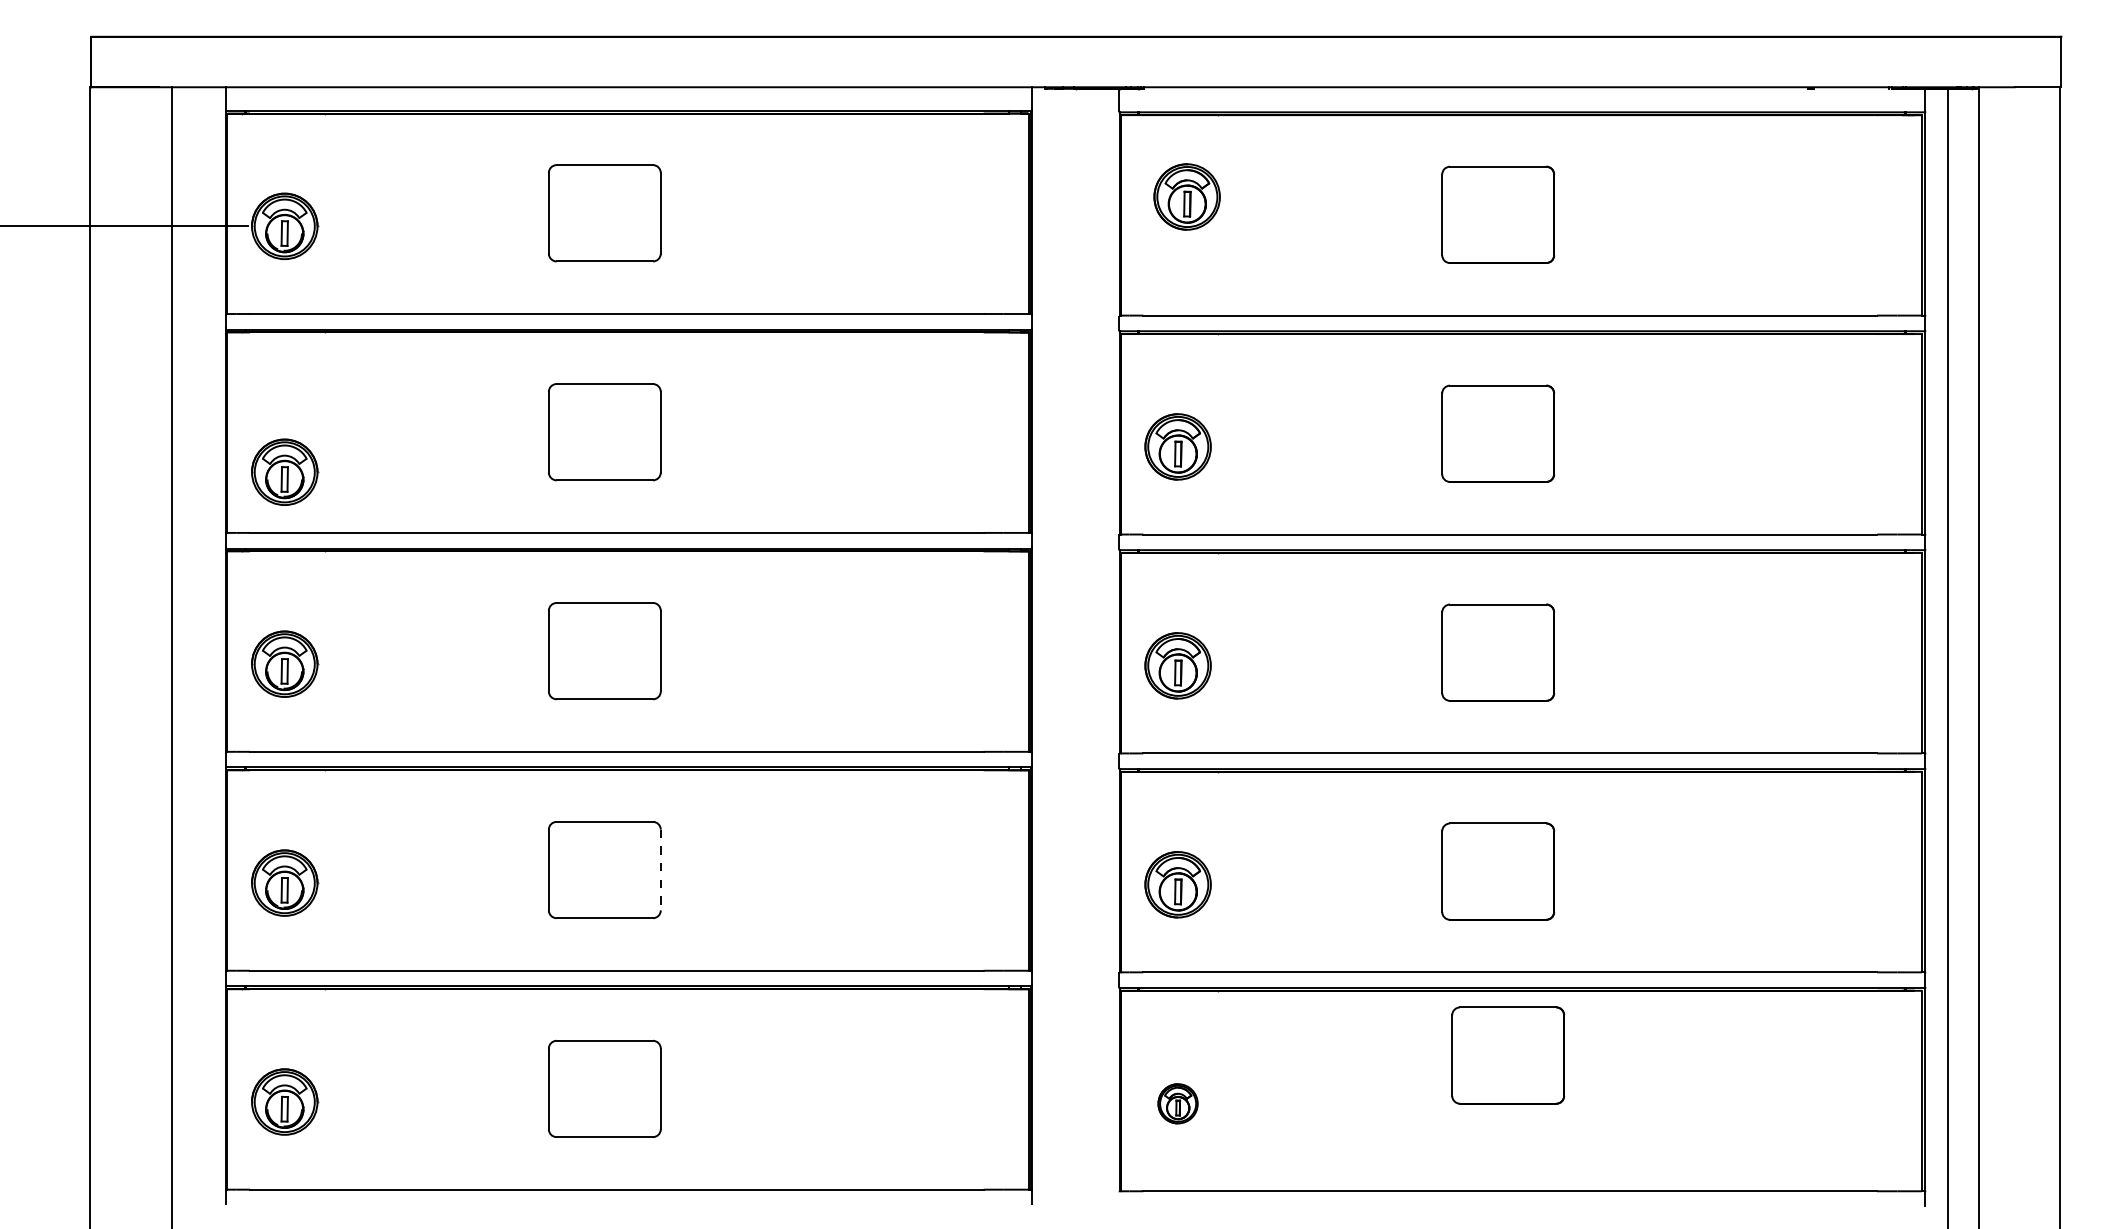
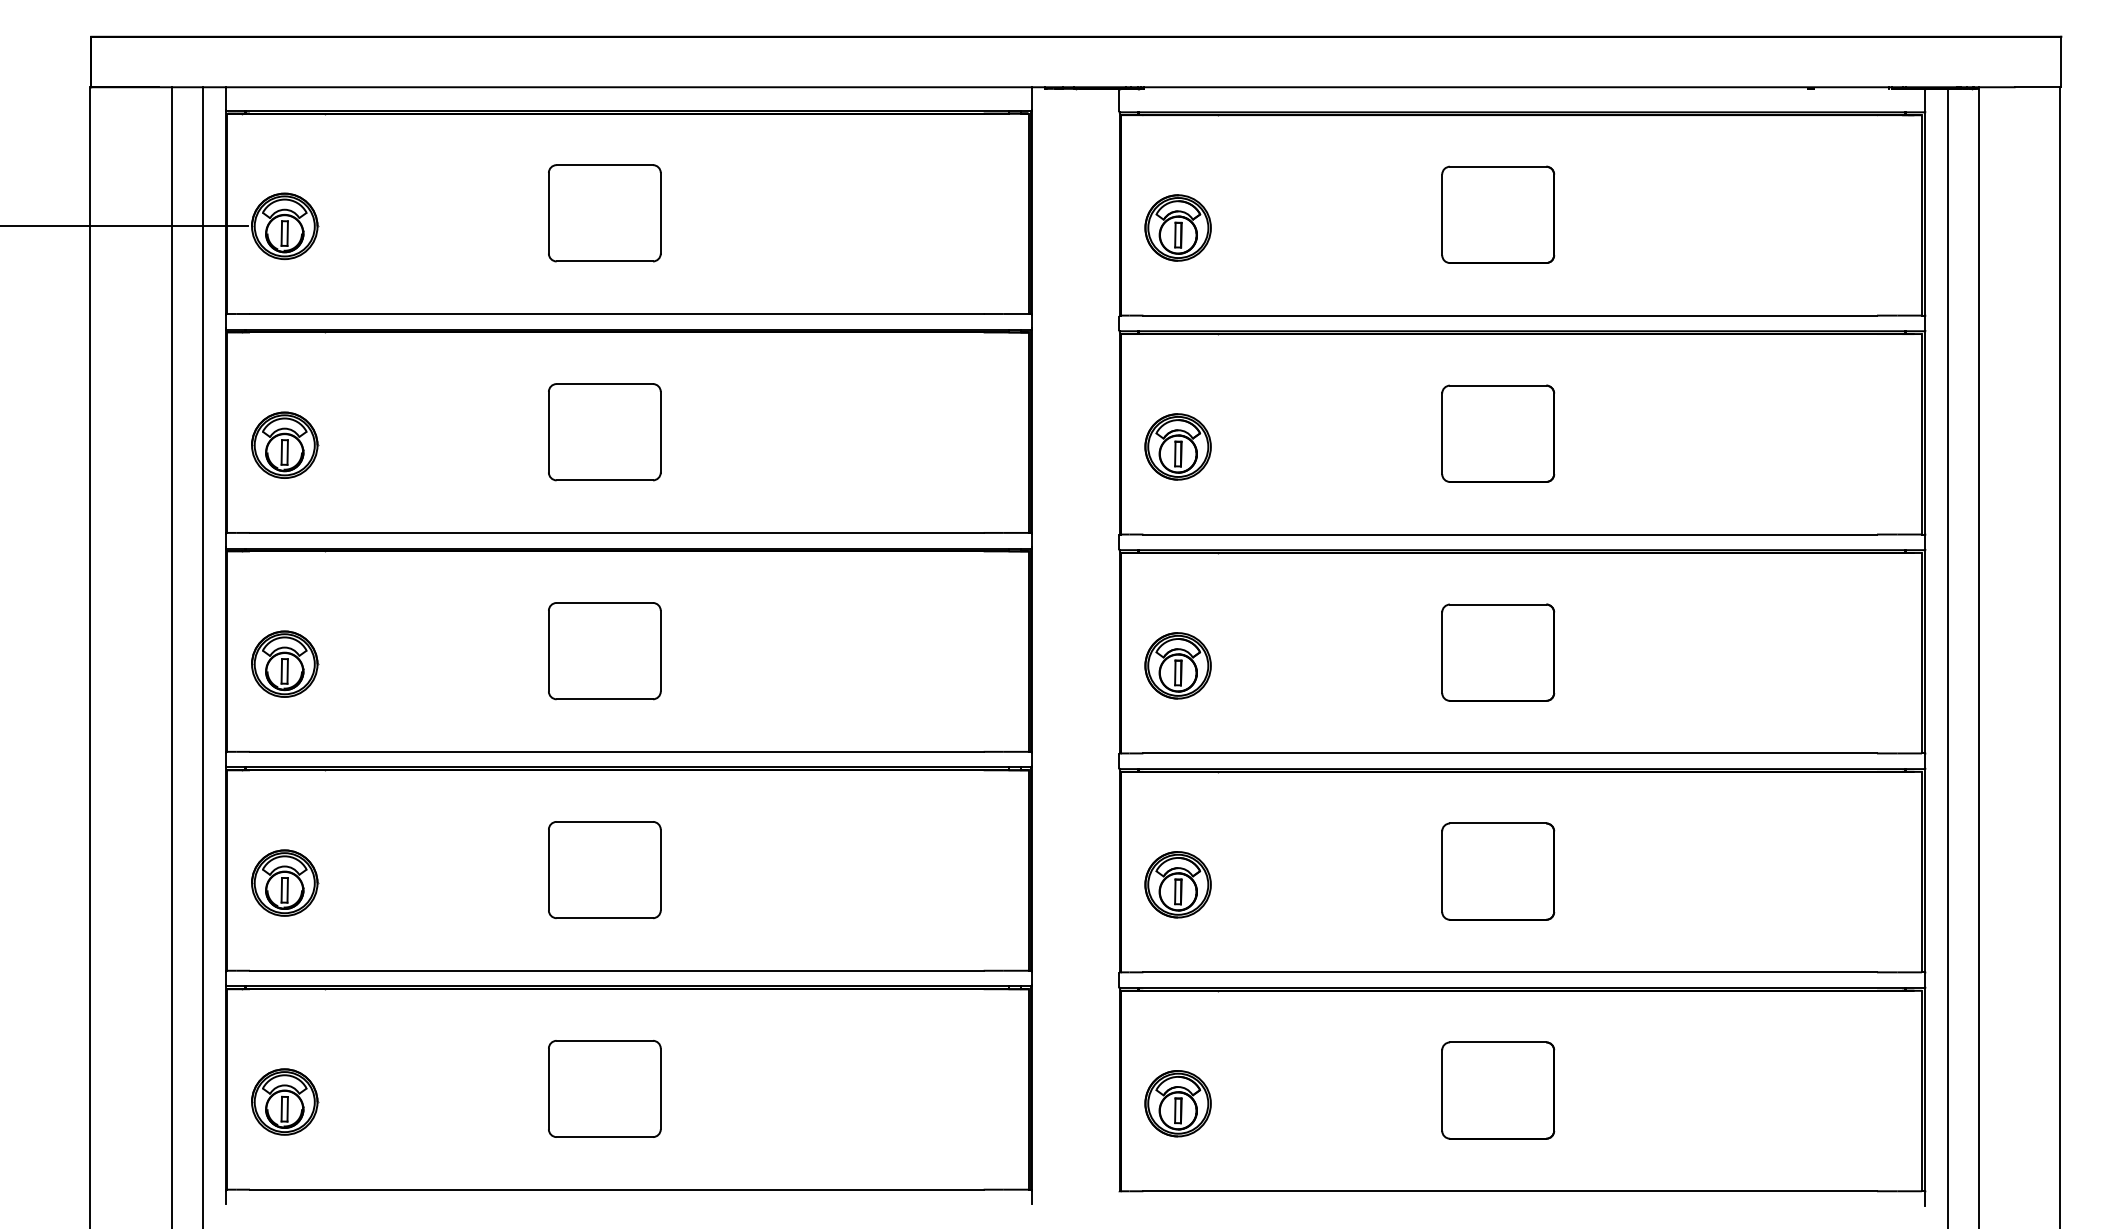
part position: (1186, 196) -> (1177, 227) (1177, 227)
part position: (285, 471) -> (285, 444) (285, 444)
line: none -> present (202, 656)
line: dashed -> solid (660, 870)
part position: (1508, 1055) -> (1498, 1090) (1498, 1090)
part size: 42x42 px -> 68x68 px (1177, 1103)
